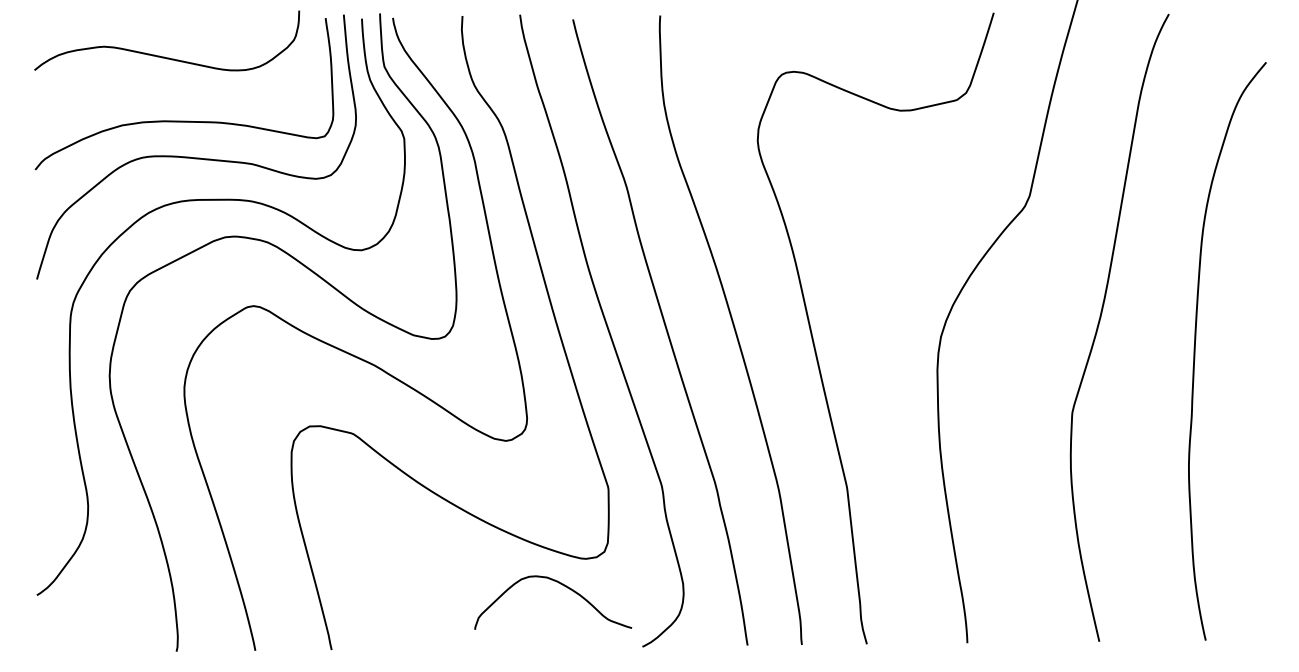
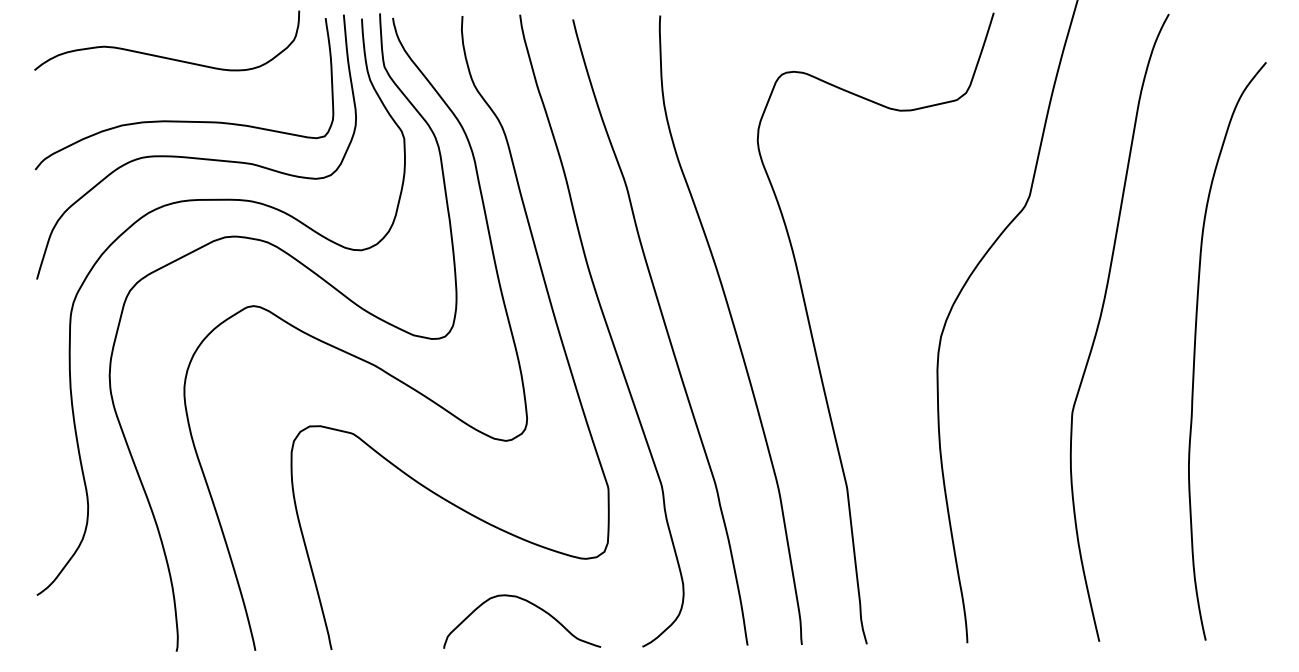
curve position: (565, 587) -> (534, 606) (534, 606)
